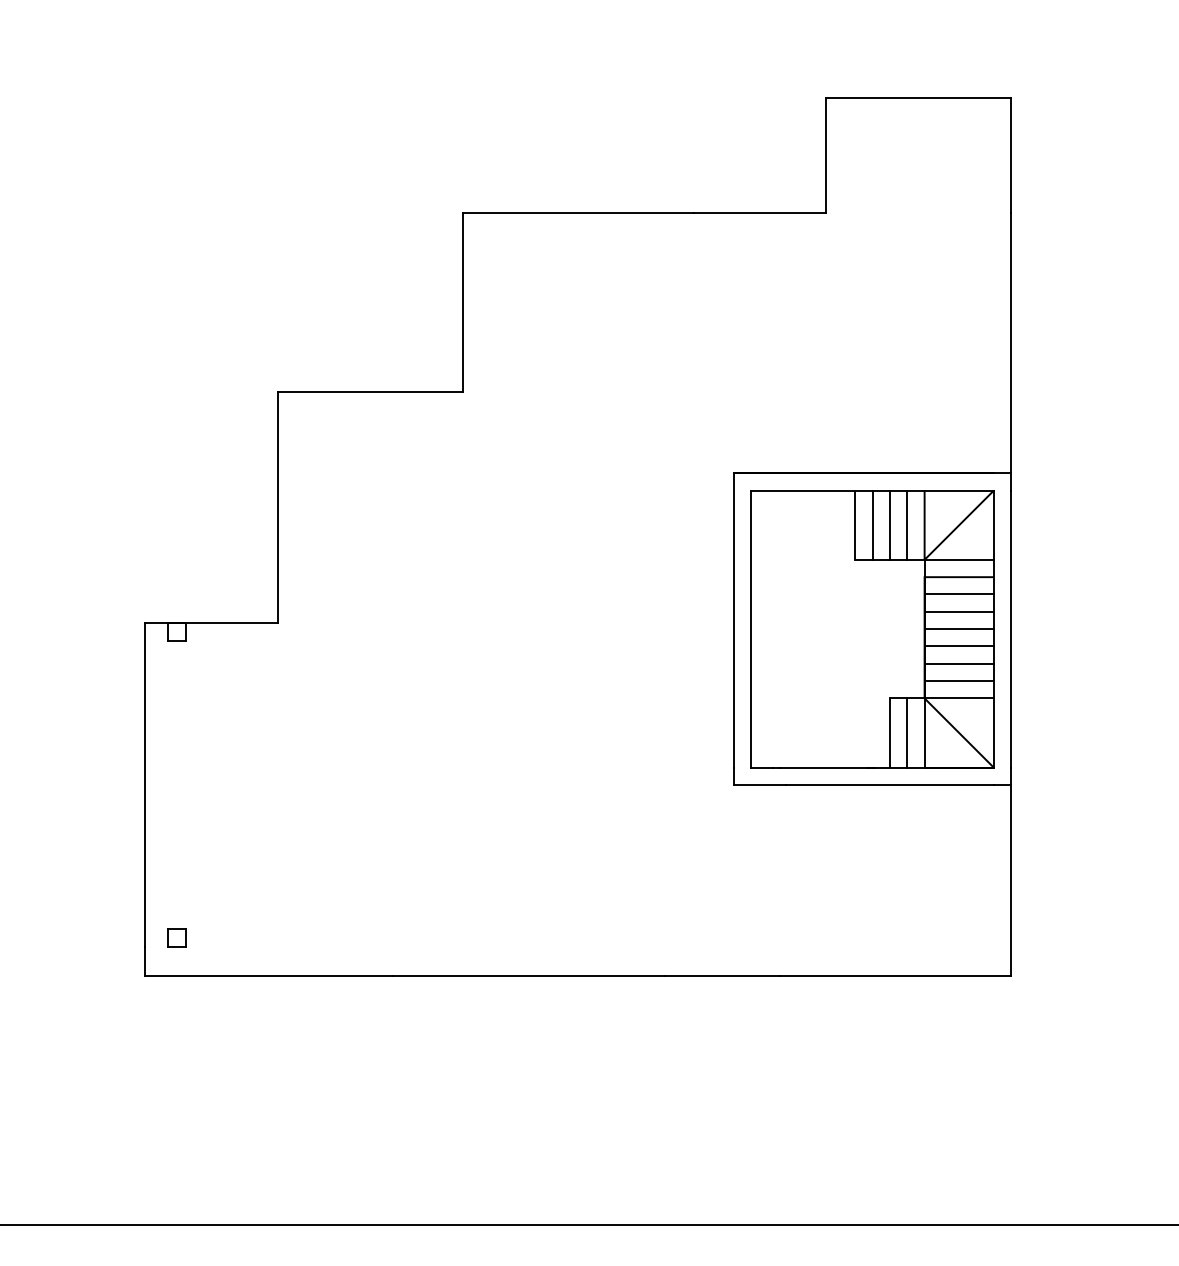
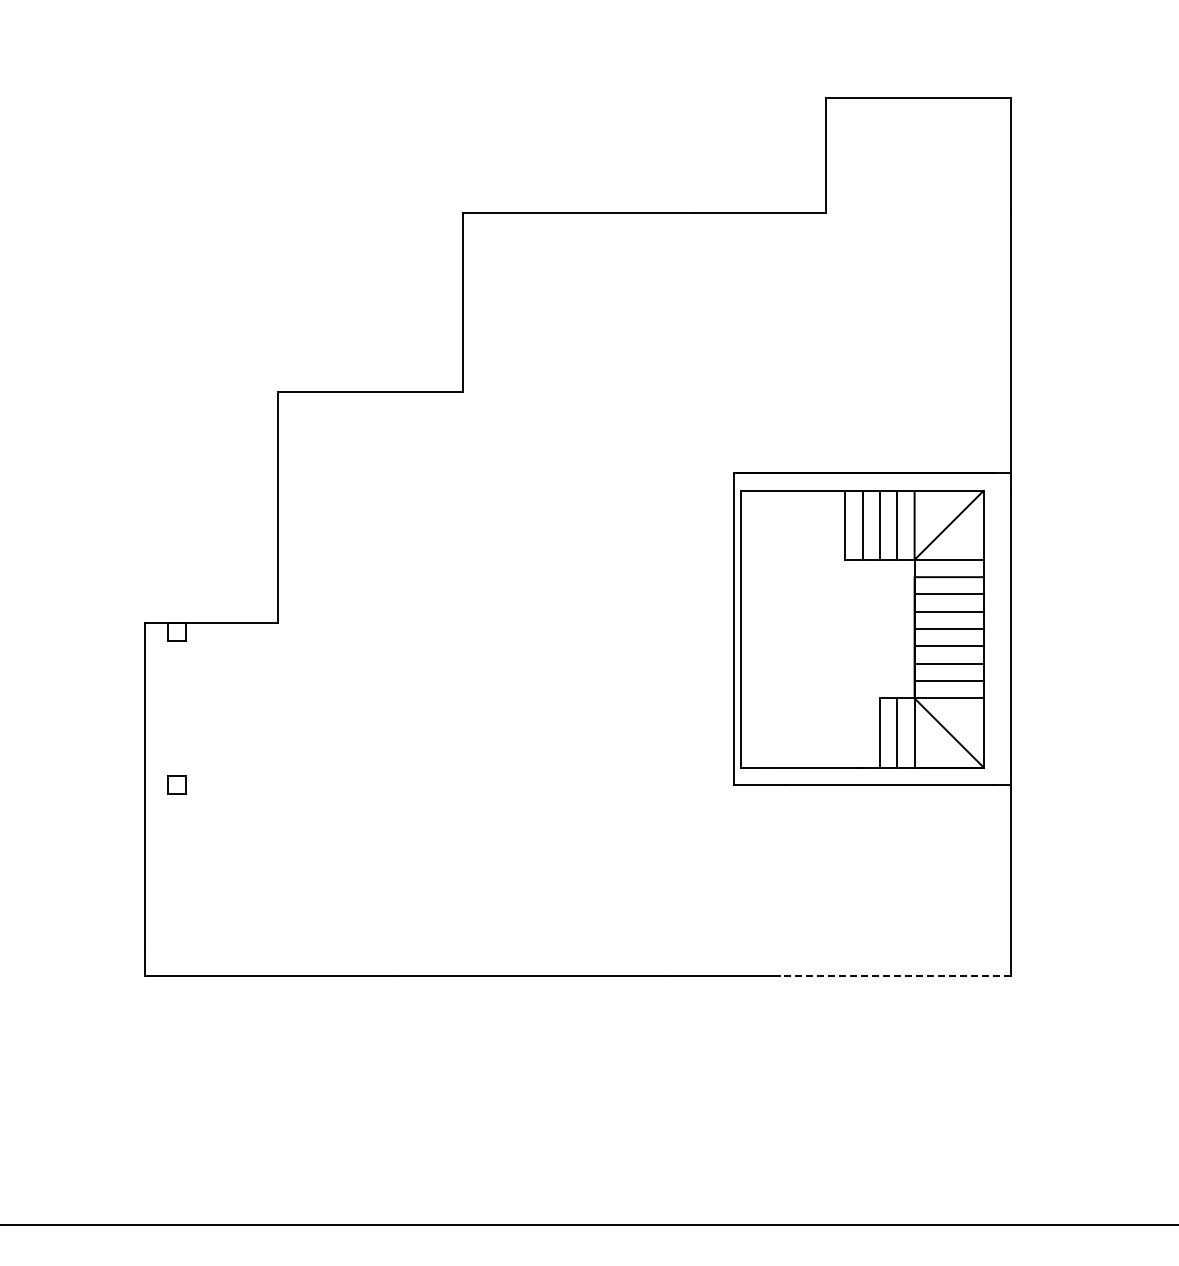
part position: (872, 629) -> (862, 629) (862, 629)
part position: (176, 937) -> (176, 784) (176, 784)
line: solid -> dashed (895, 975)
